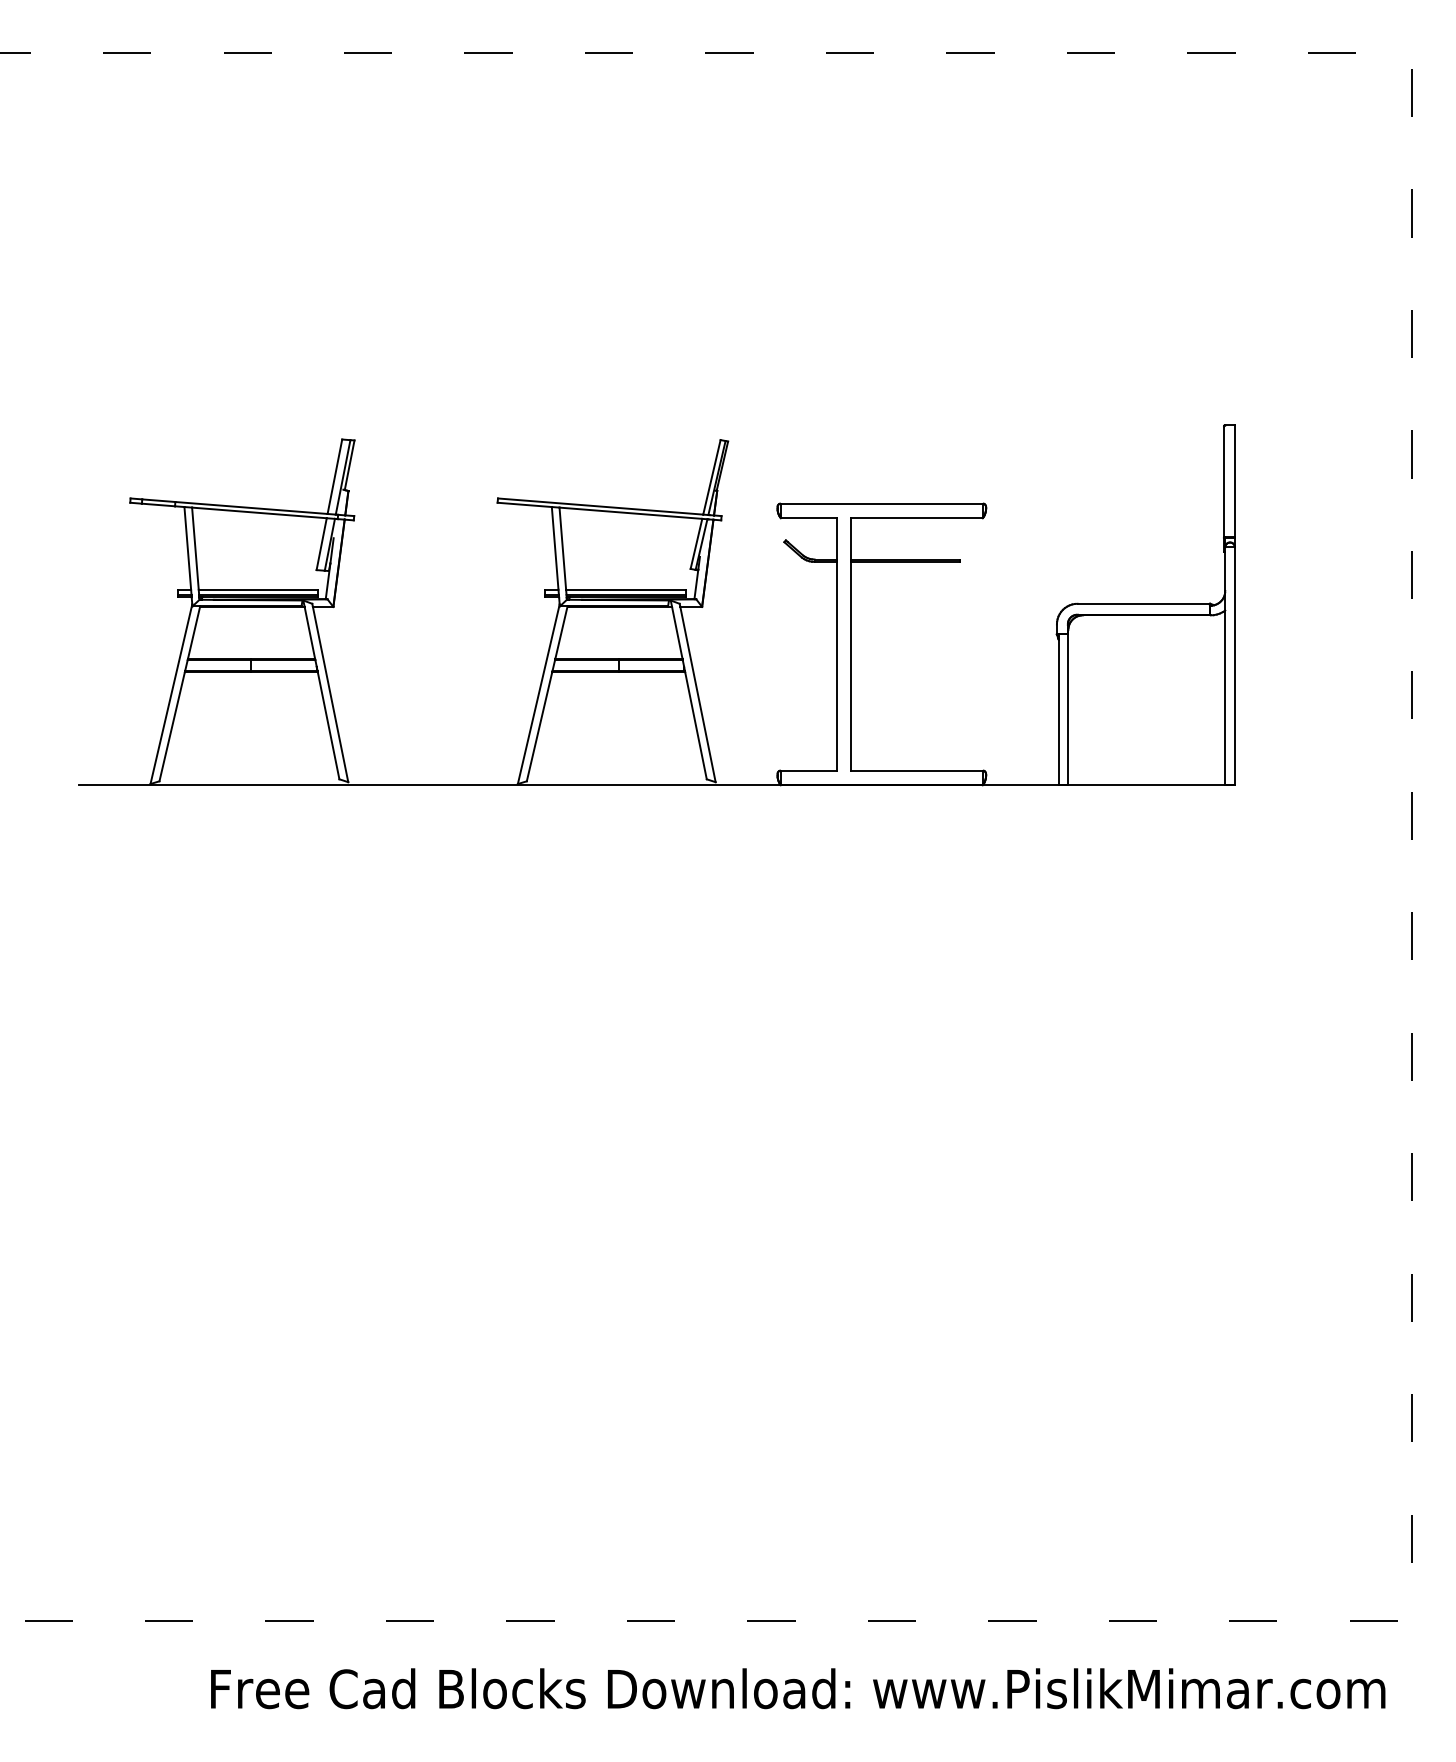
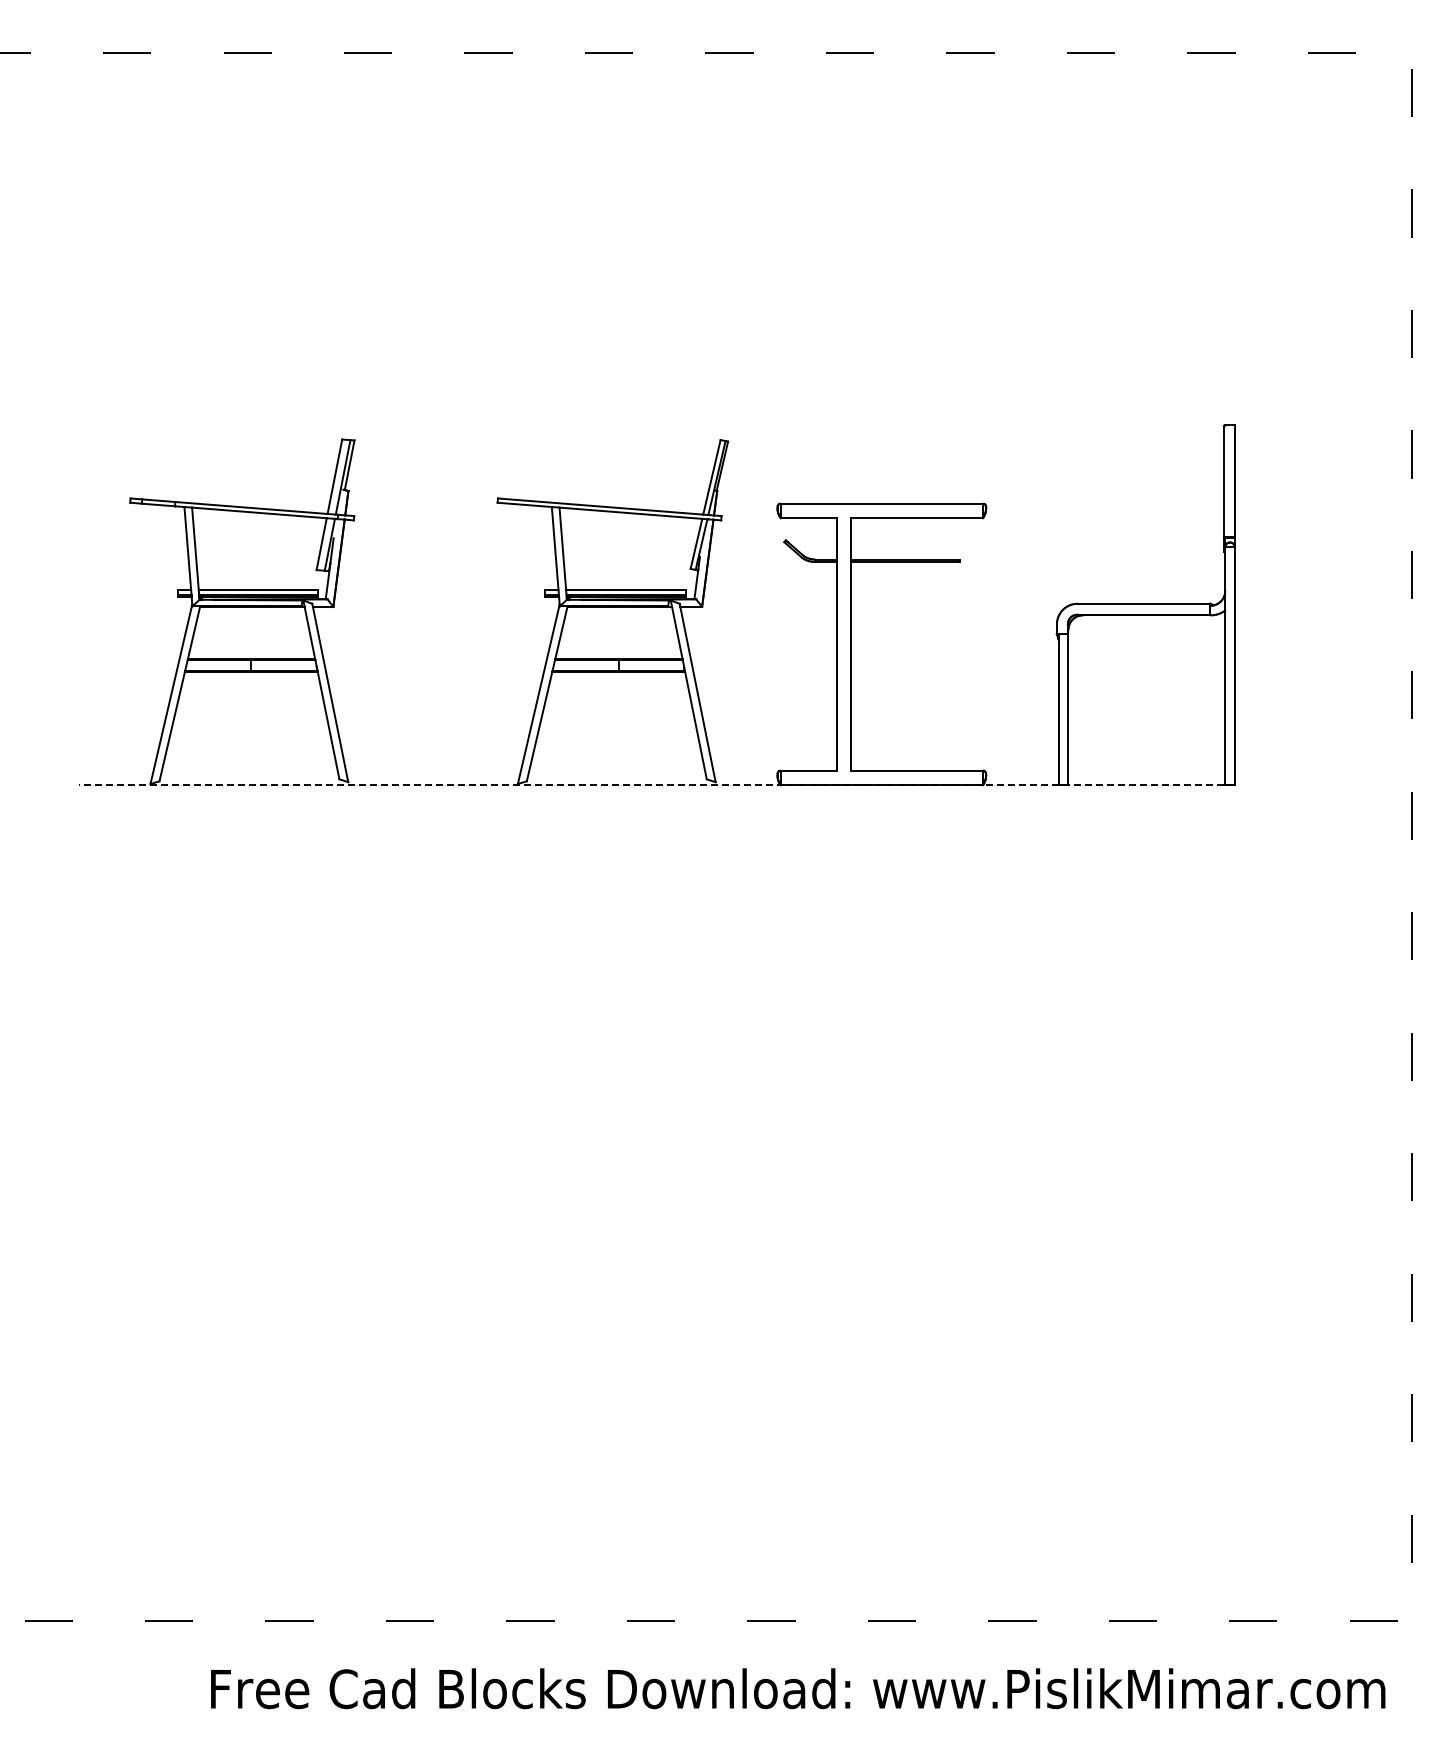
line: solid -> dashed (656, 785)
